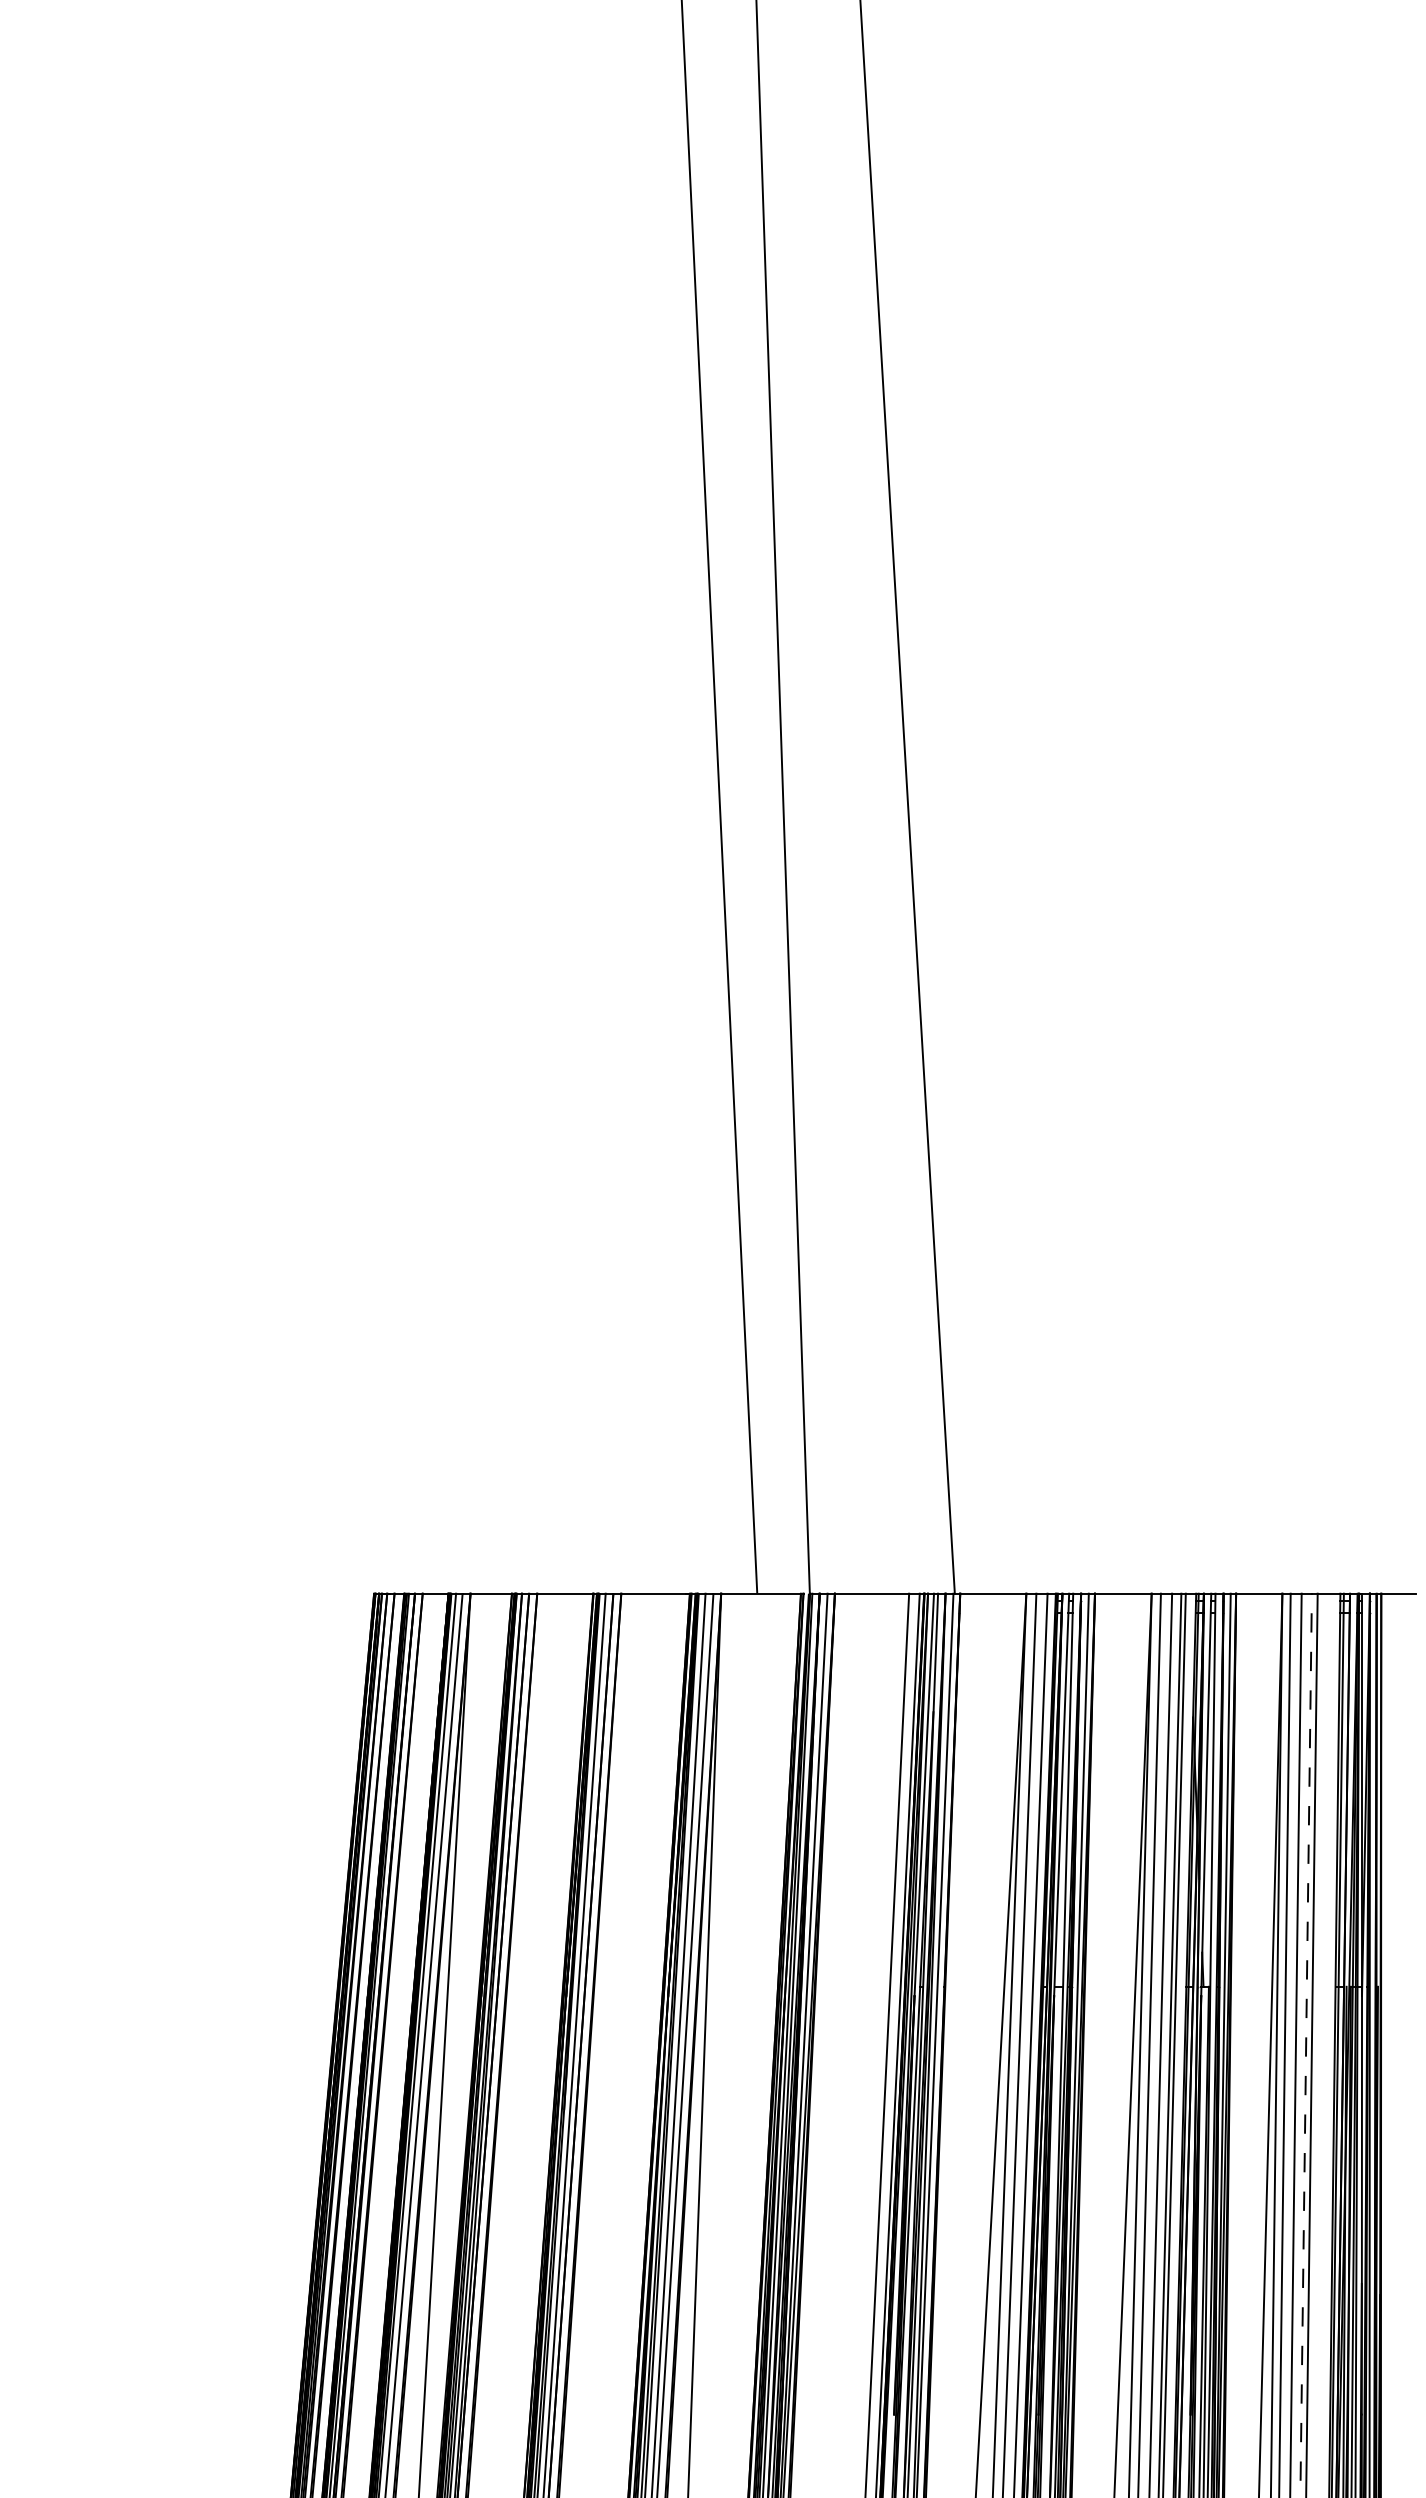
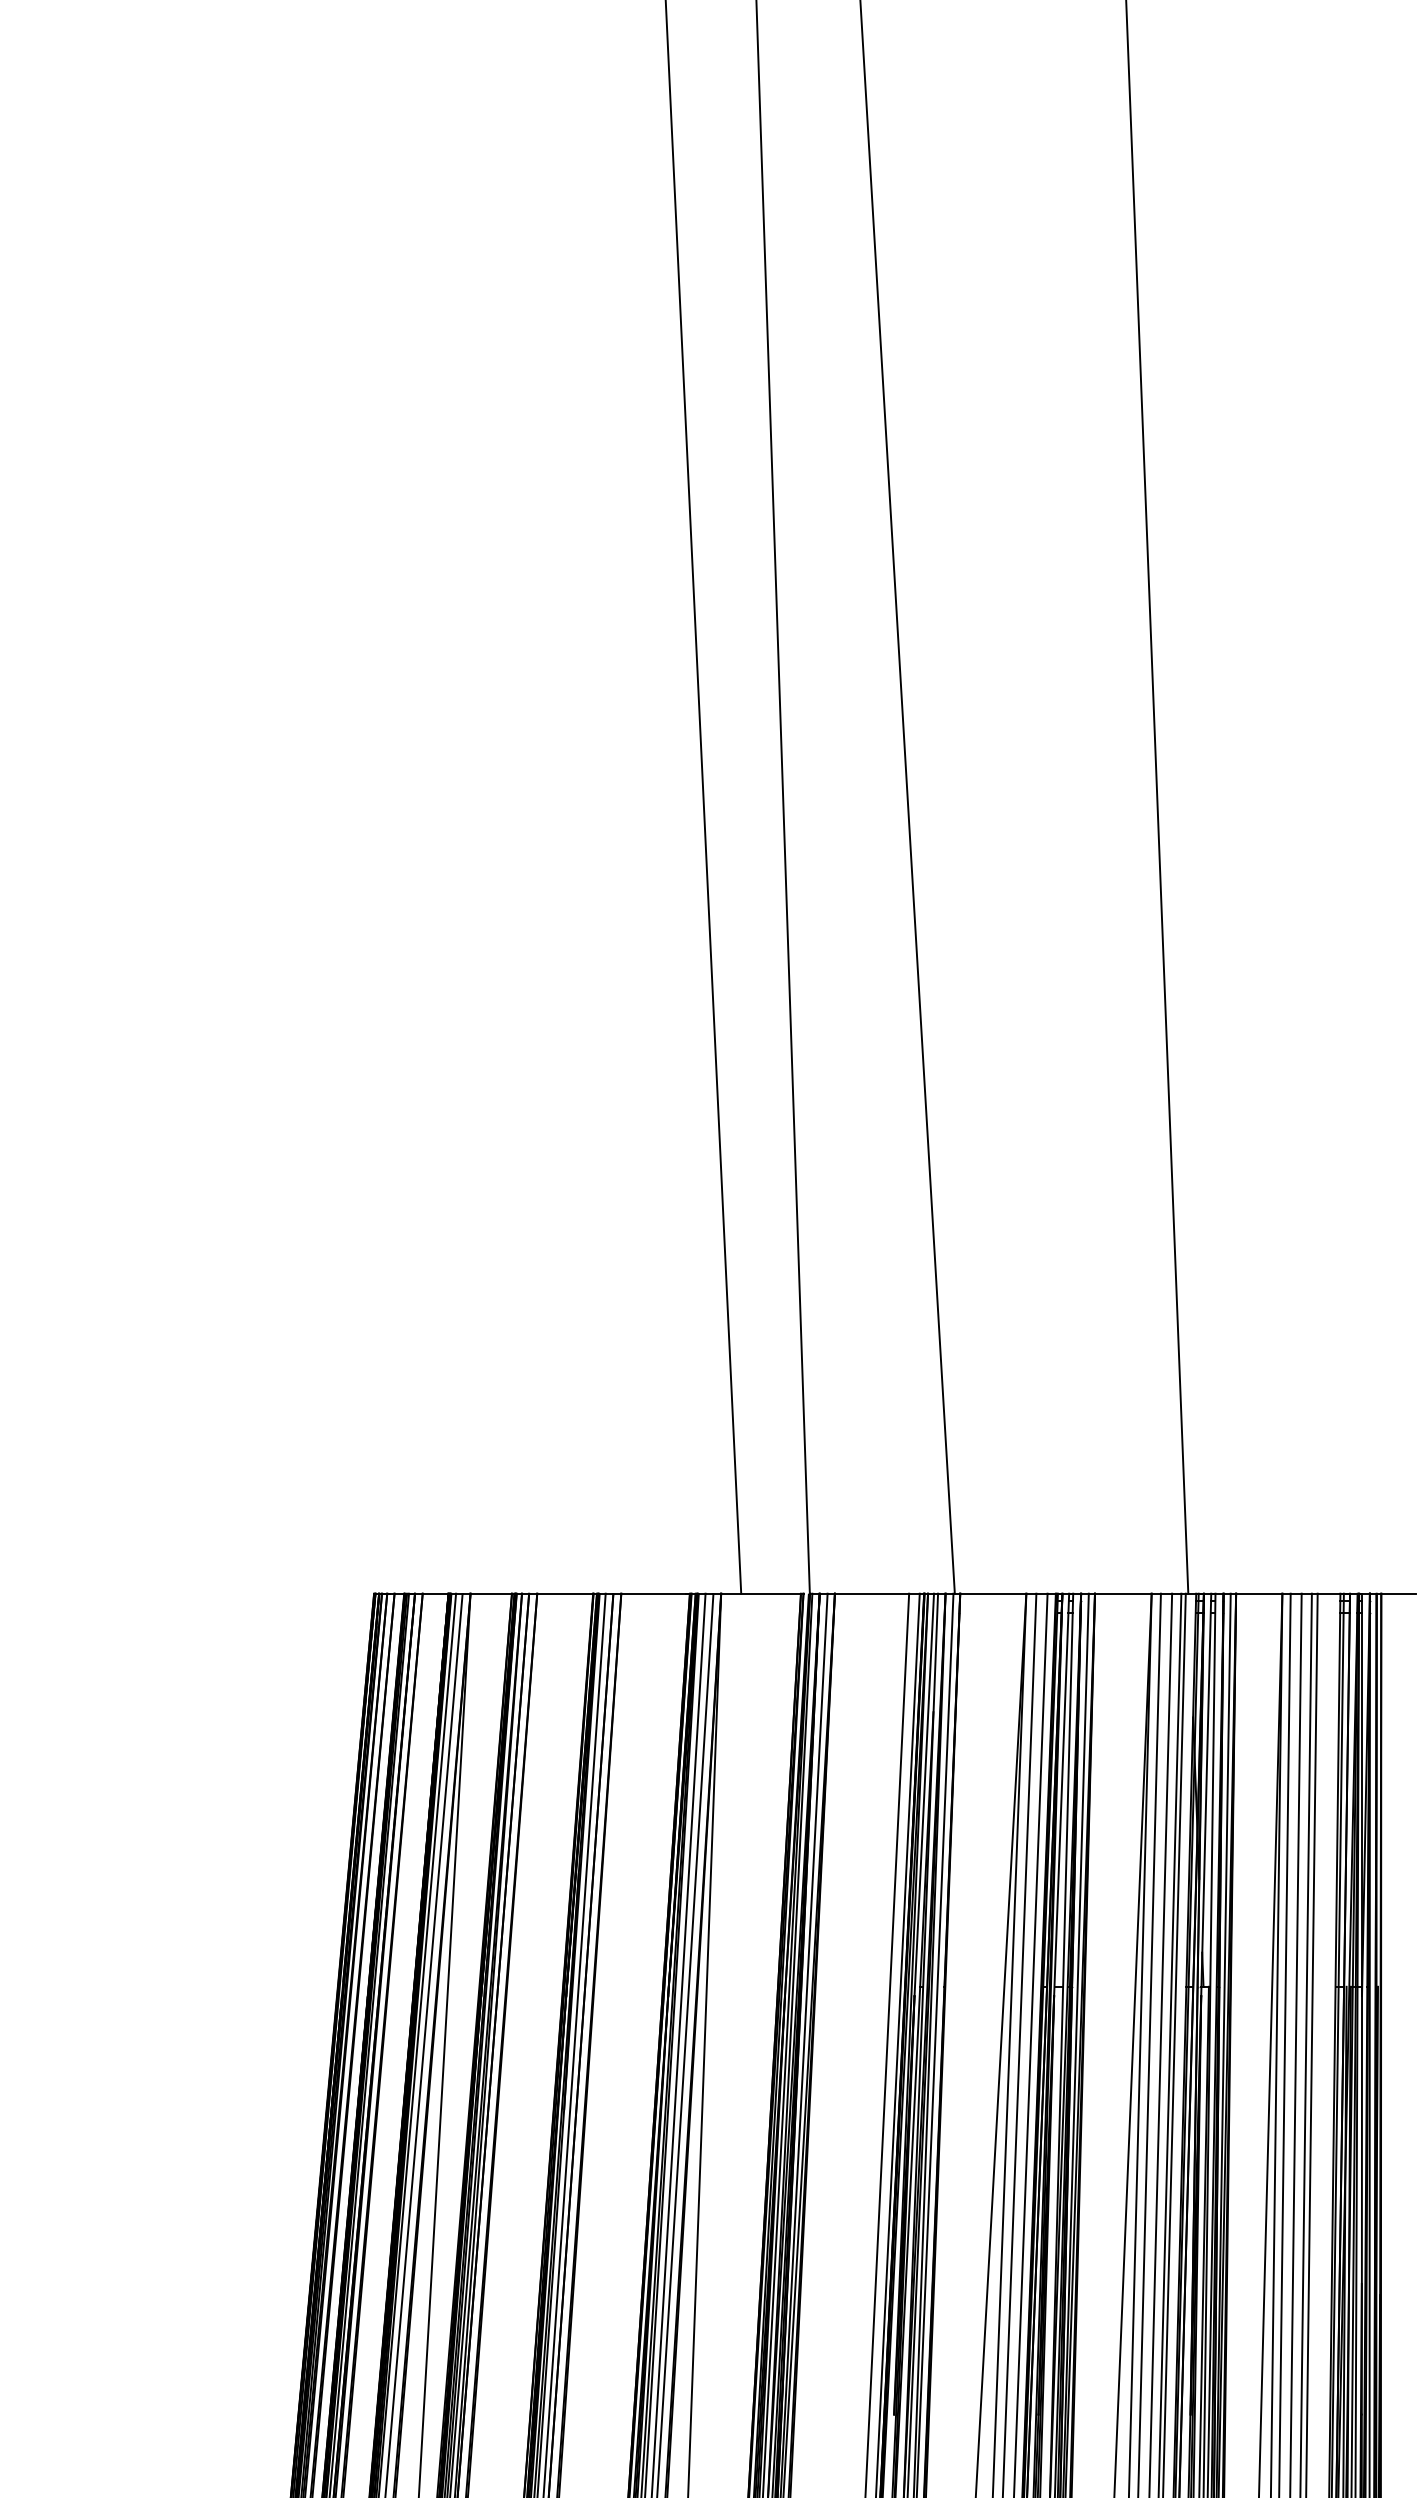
line position: (719, 797) -> (703, 797) (703, 797)
line: none -> present (1157, 797)
line: dashed -> solid (1306, 2045)
